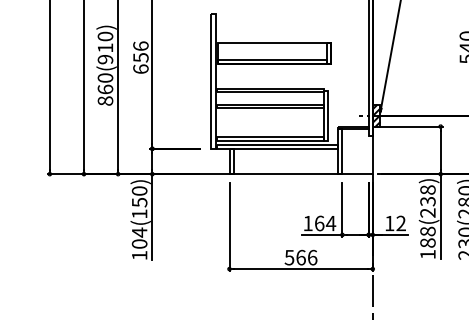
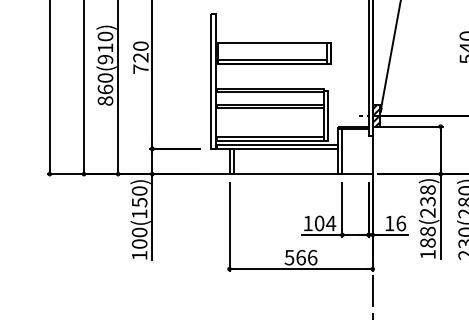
text: 656 -> 720 (140, 57)
text: 164 -> 104 (319, 223)
text: 12 -> 16 (401, 223)
text: 104(150) -> 100(150) (139, 232)
